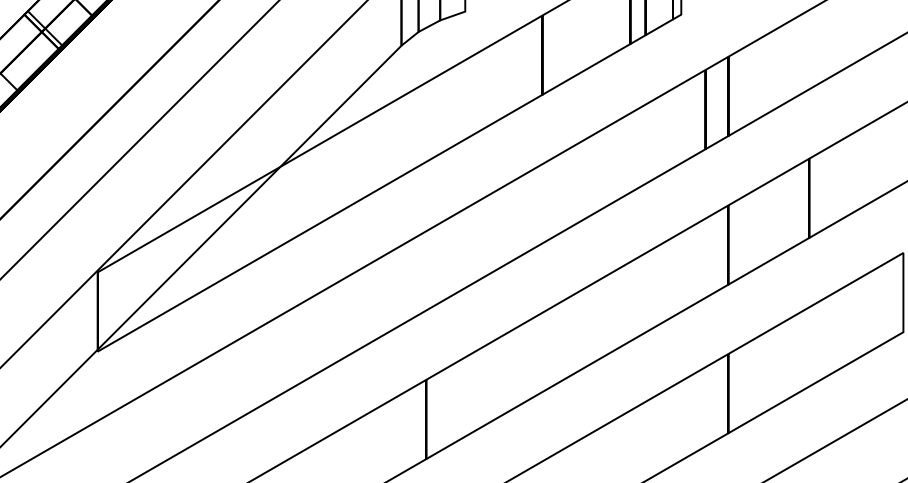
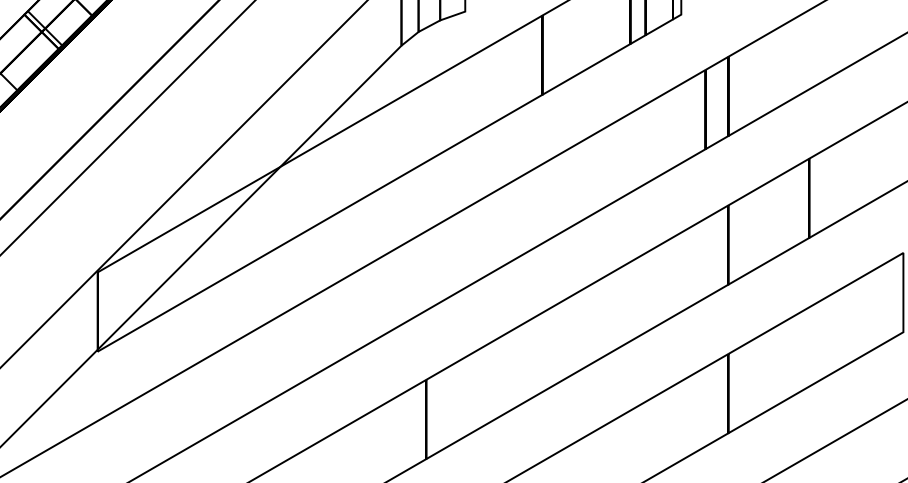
line position: (139, 139) -> (127, 127) (127, 127)
